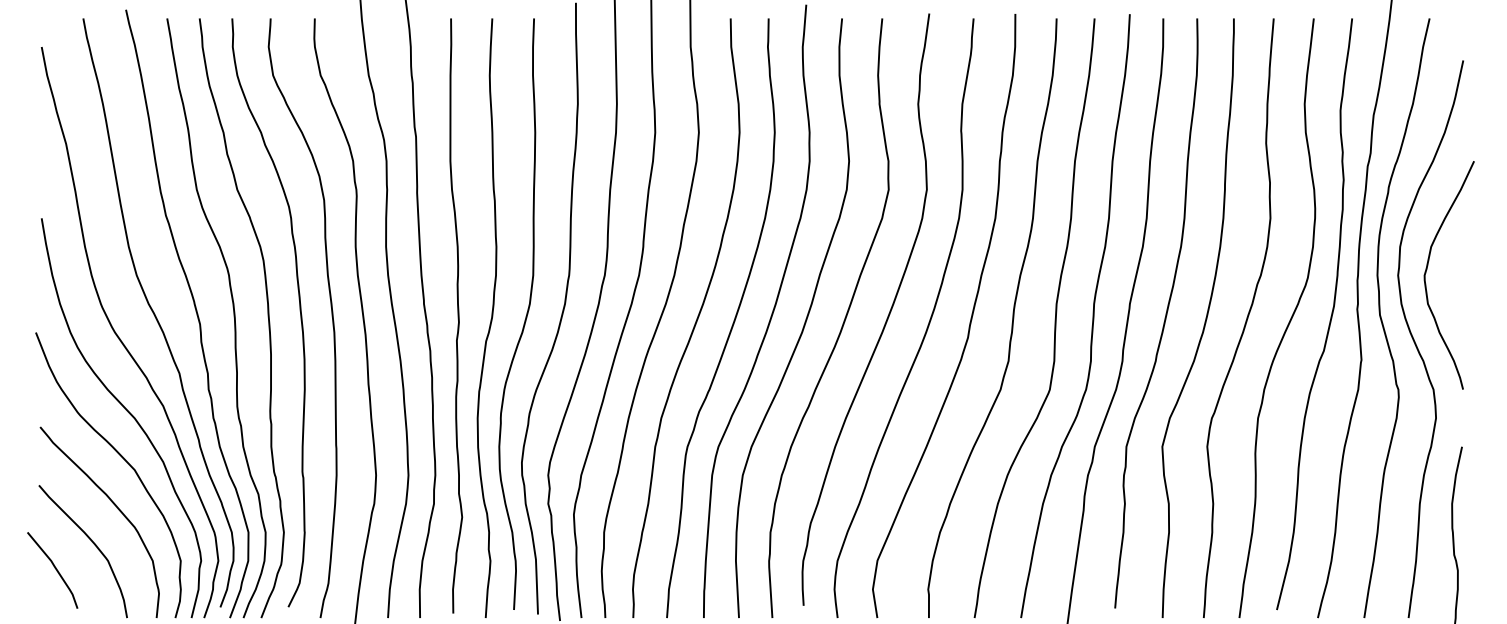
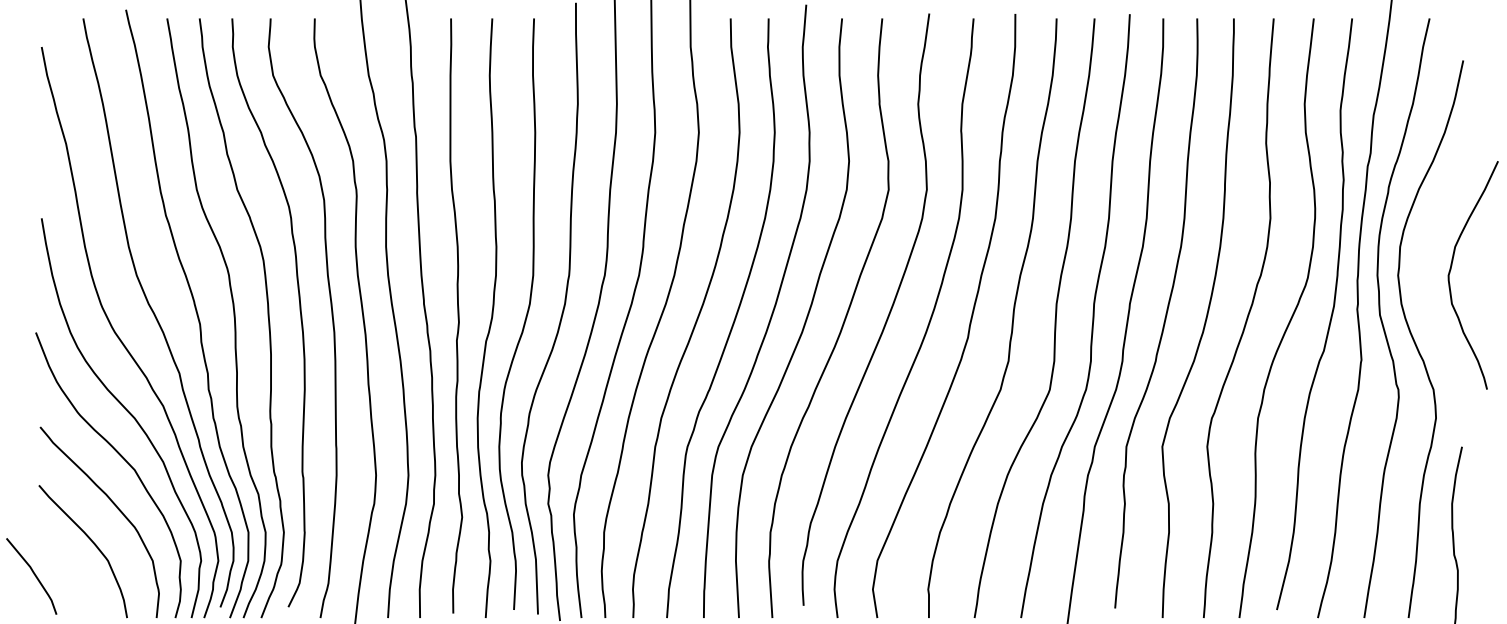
curve position: (1427, 269) -> (1451, 269) (1451, 269)
curve position: (54, 568) -> (33, 574) (33, 574)
